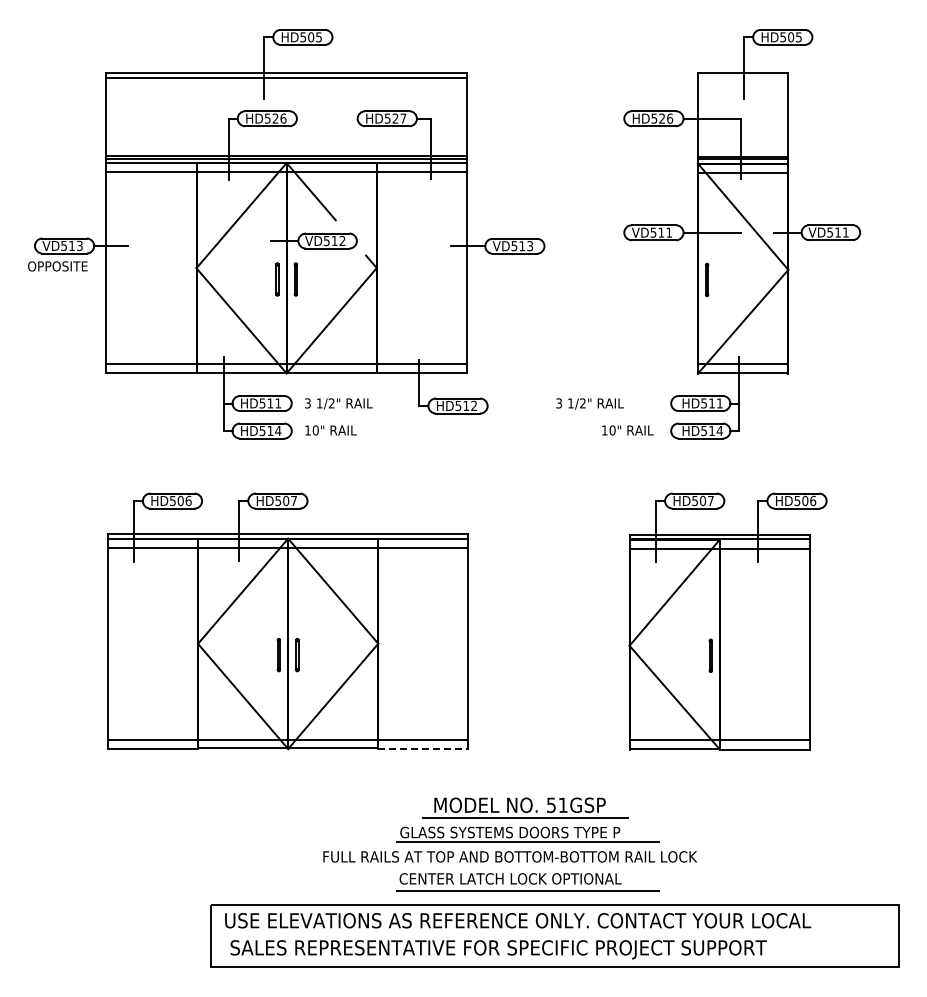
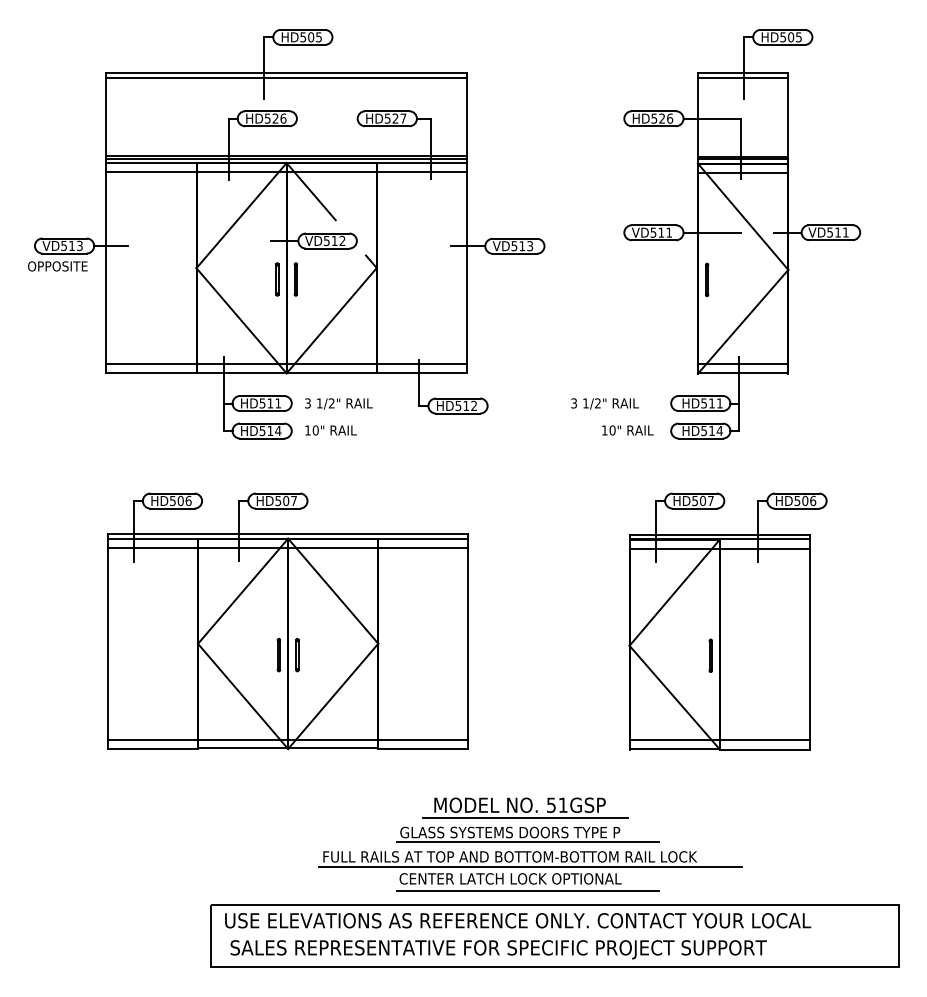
line: none -> present (742, 78)
text position: (589, 403) -> (604, 403) (604, 403)
line: dashed -> solid (423, 749)
line: none -> present (529, 867)
